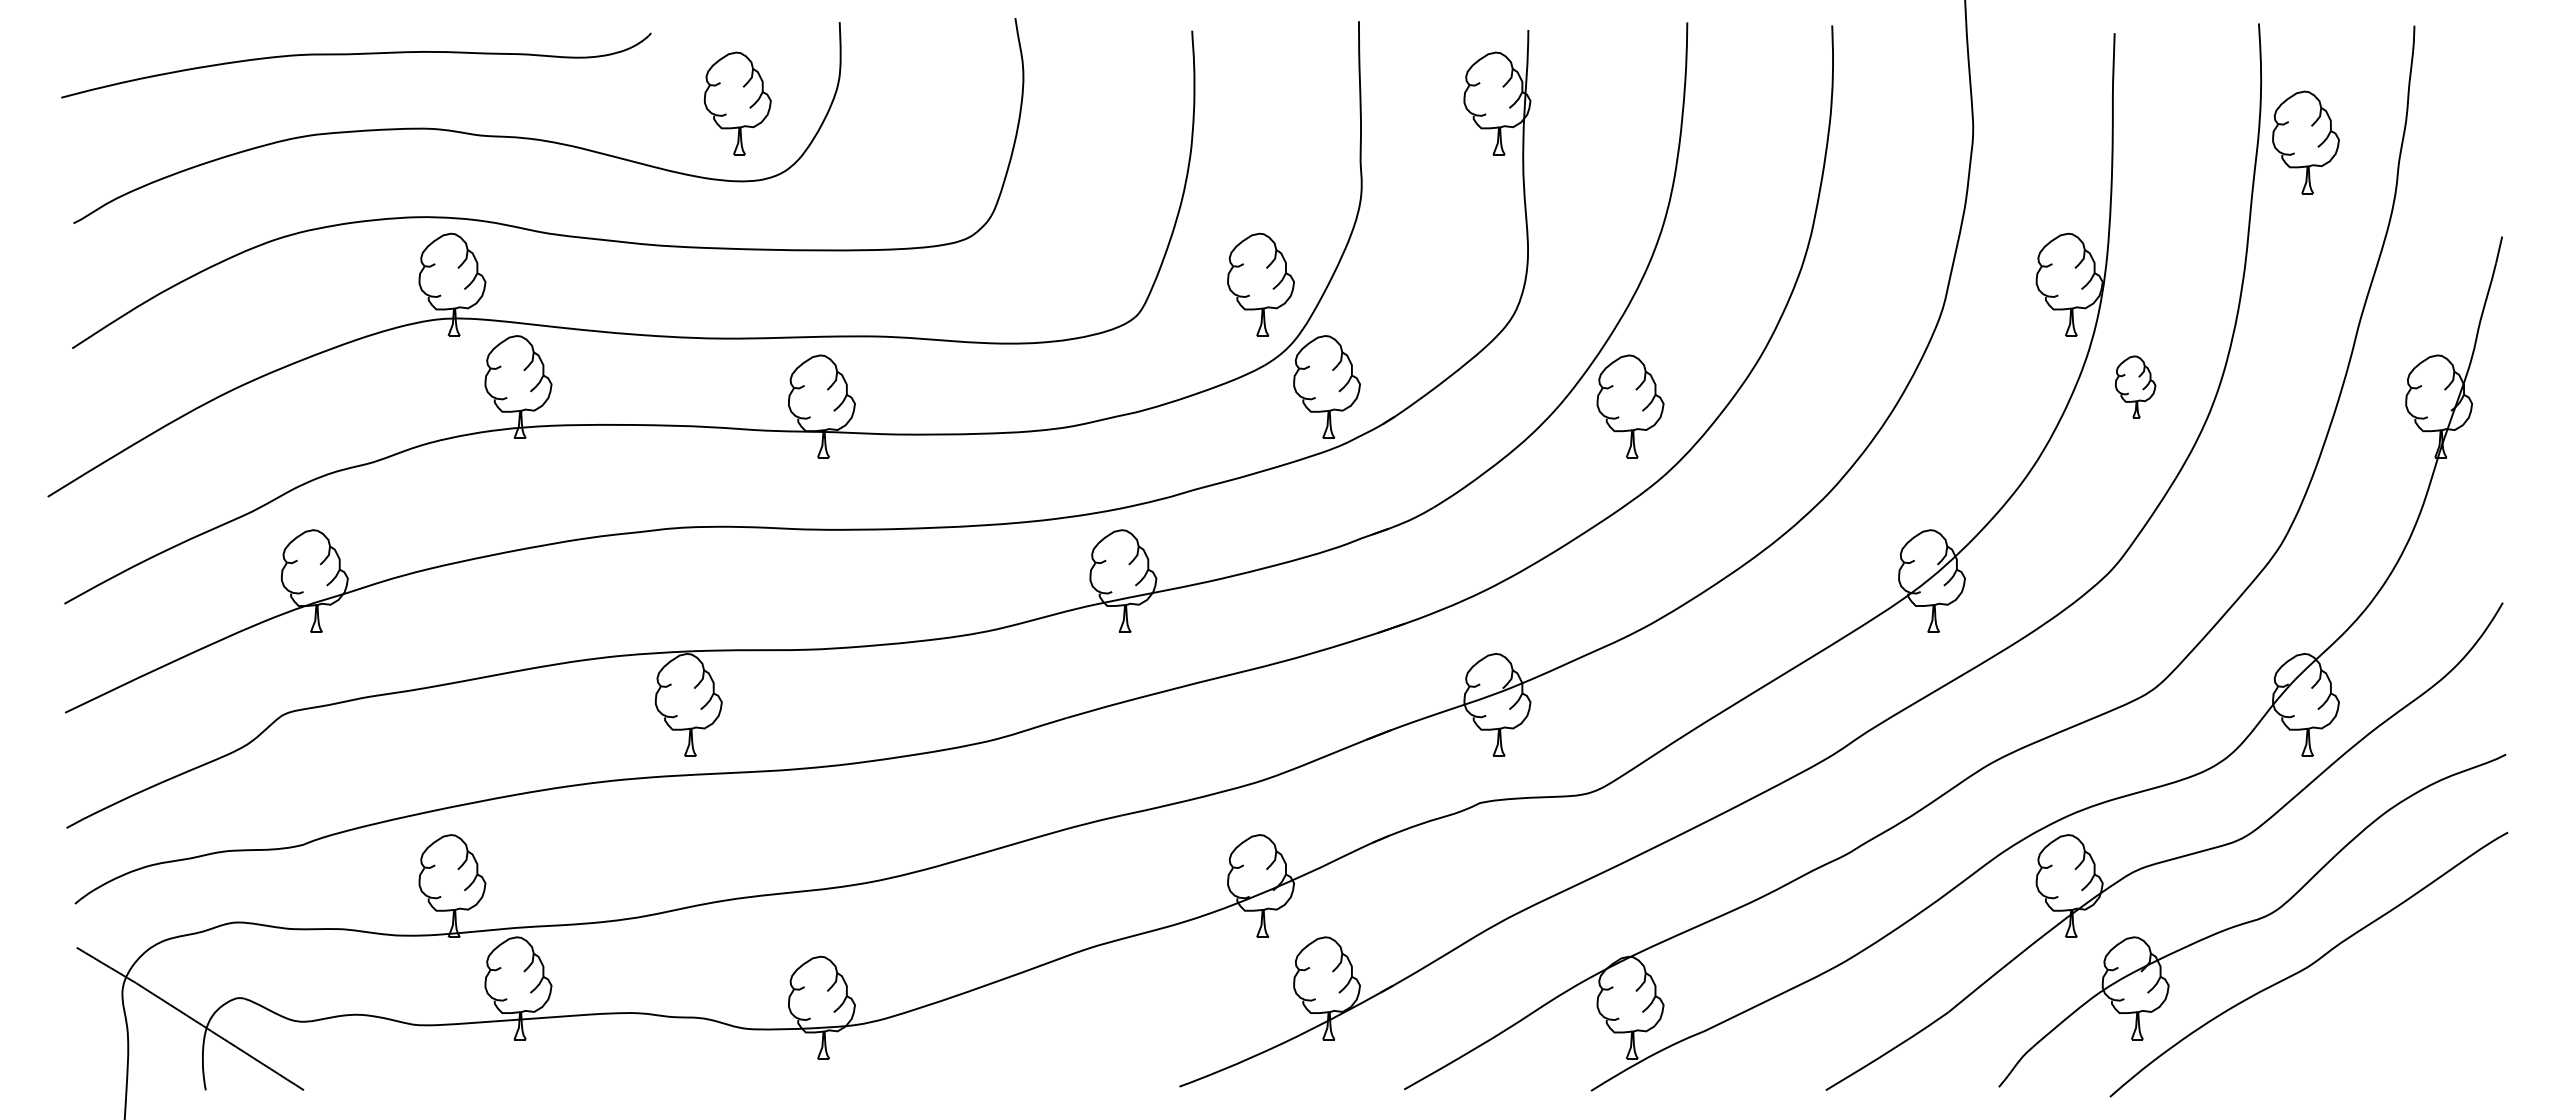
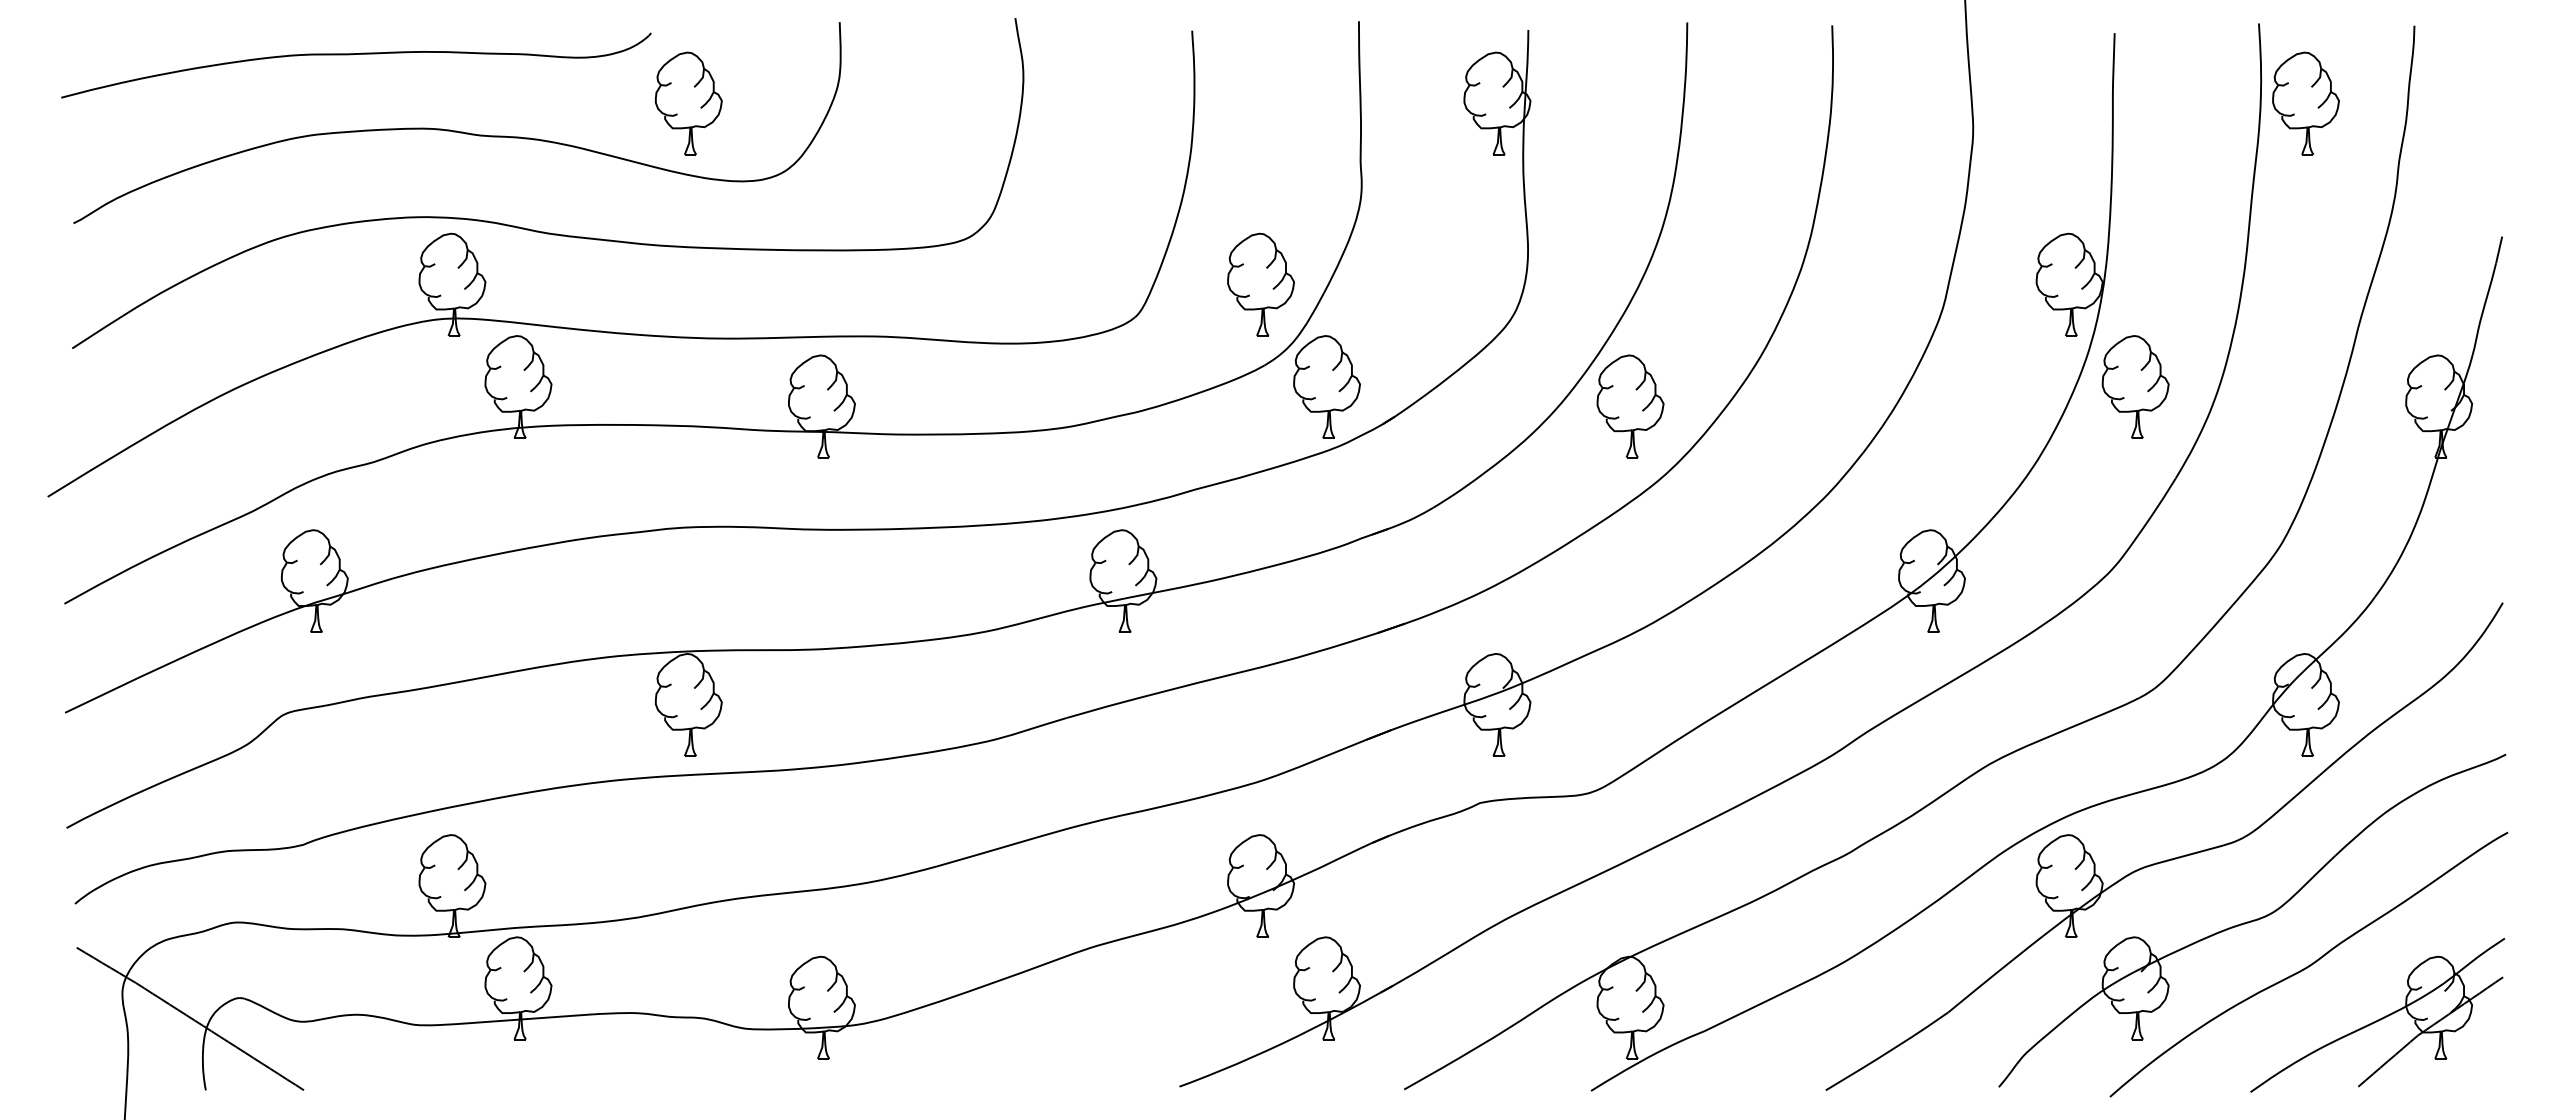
part position: (737, 103) -> (688, 103) (688, 103)
part position: (2305, 142) -> (2305, 103) (2305, 103)
part size: 42x64 px -> 69x104 px (2135, 386)
part: none -> present (2377, 1015)
